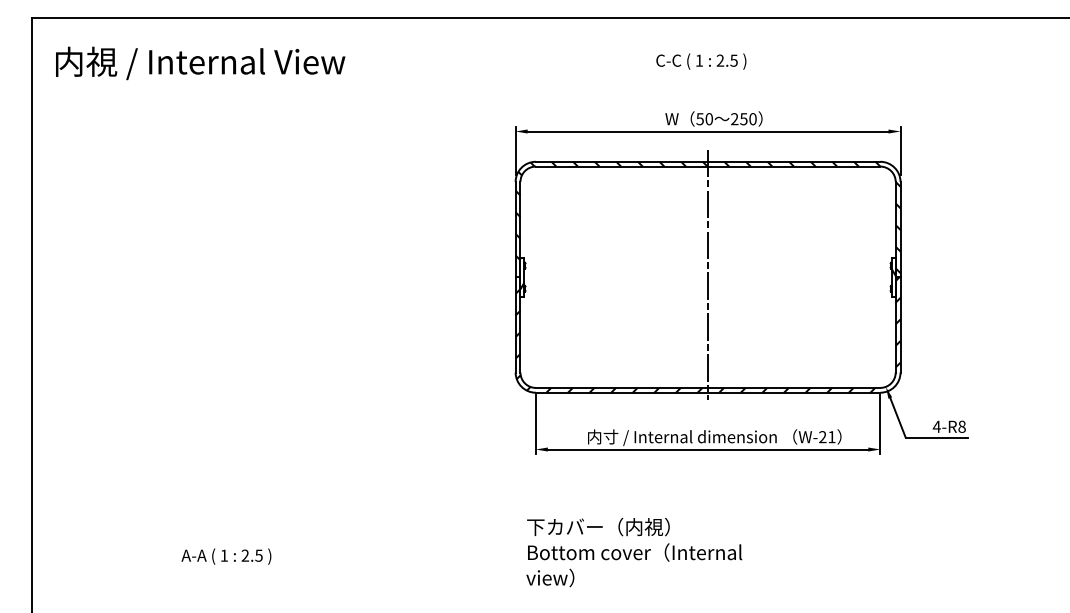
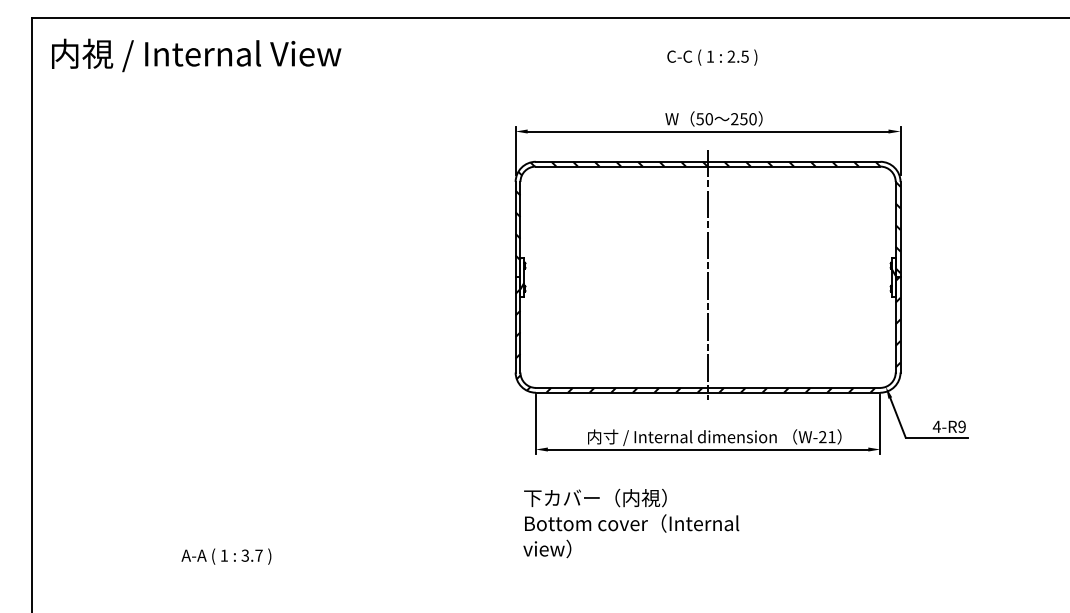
text position: (701, 61) -> (712, 57) (712, 57)
text position: (200, 63) -> (196, 55) (196, 55)
text: 4-R8 -> 4-R9 (961, 426)
text position: (634, 552) -> (631, 523) (631, 523)
text: 2.5 -> 3.7 (251, 555)
